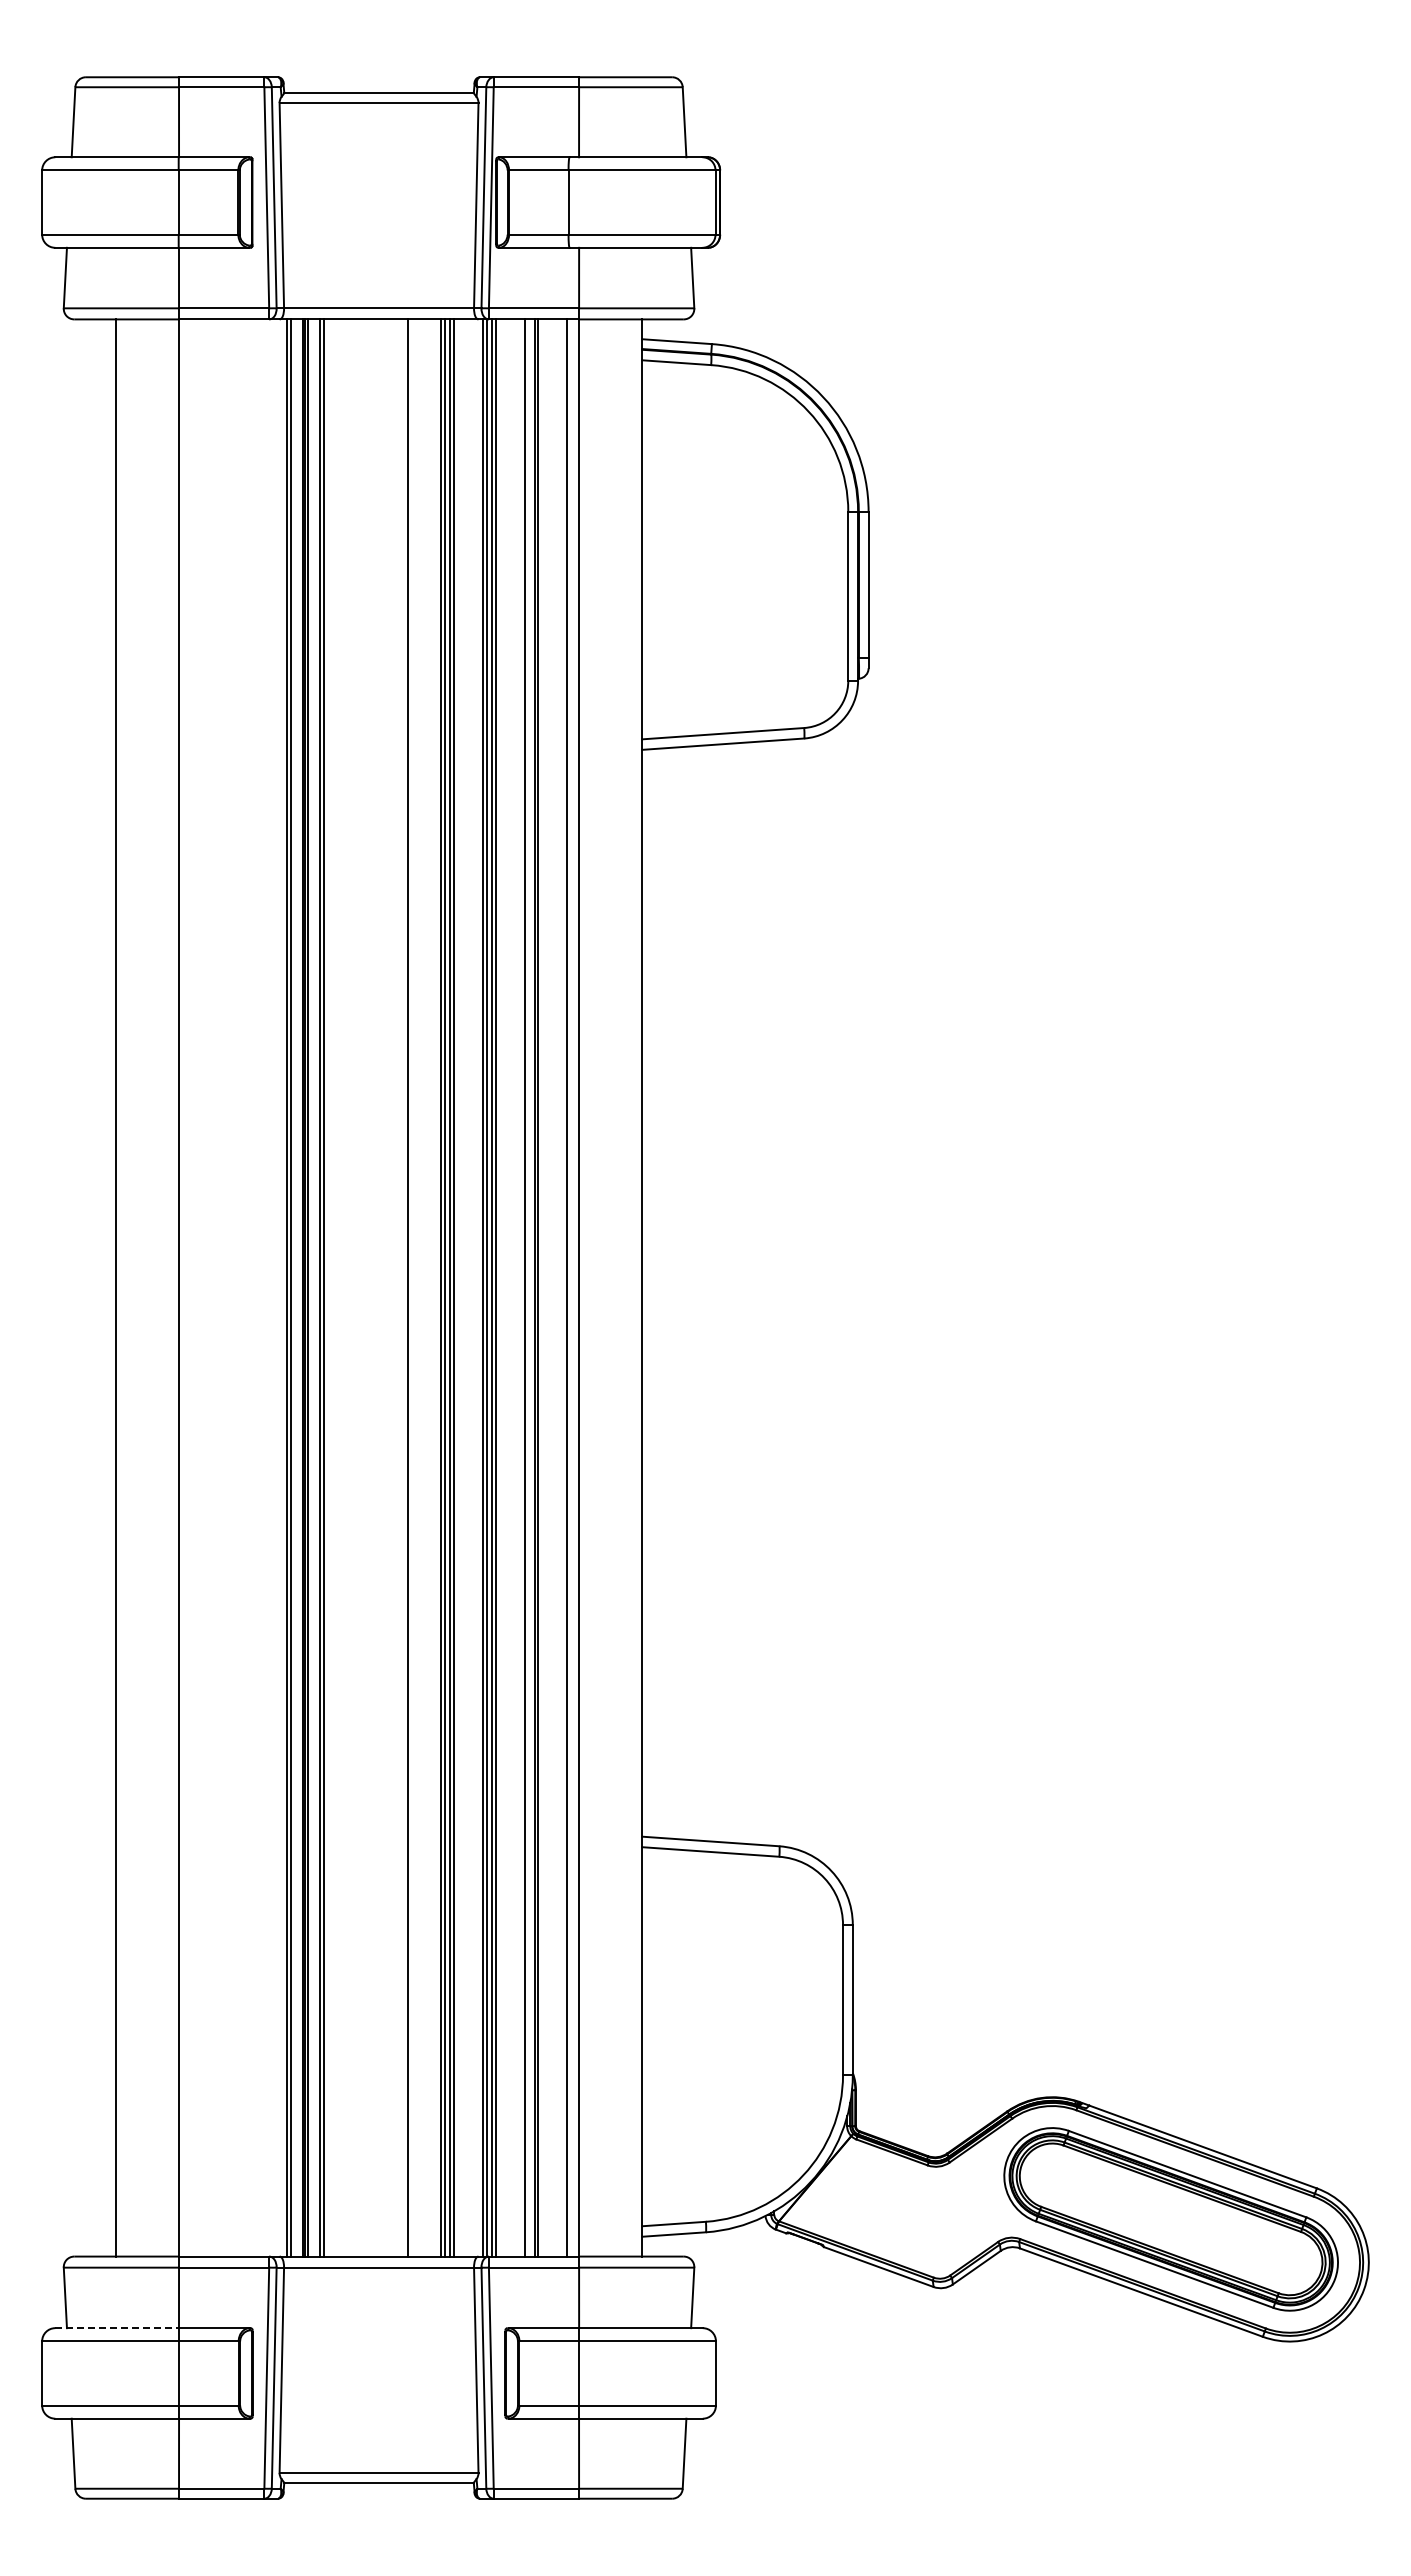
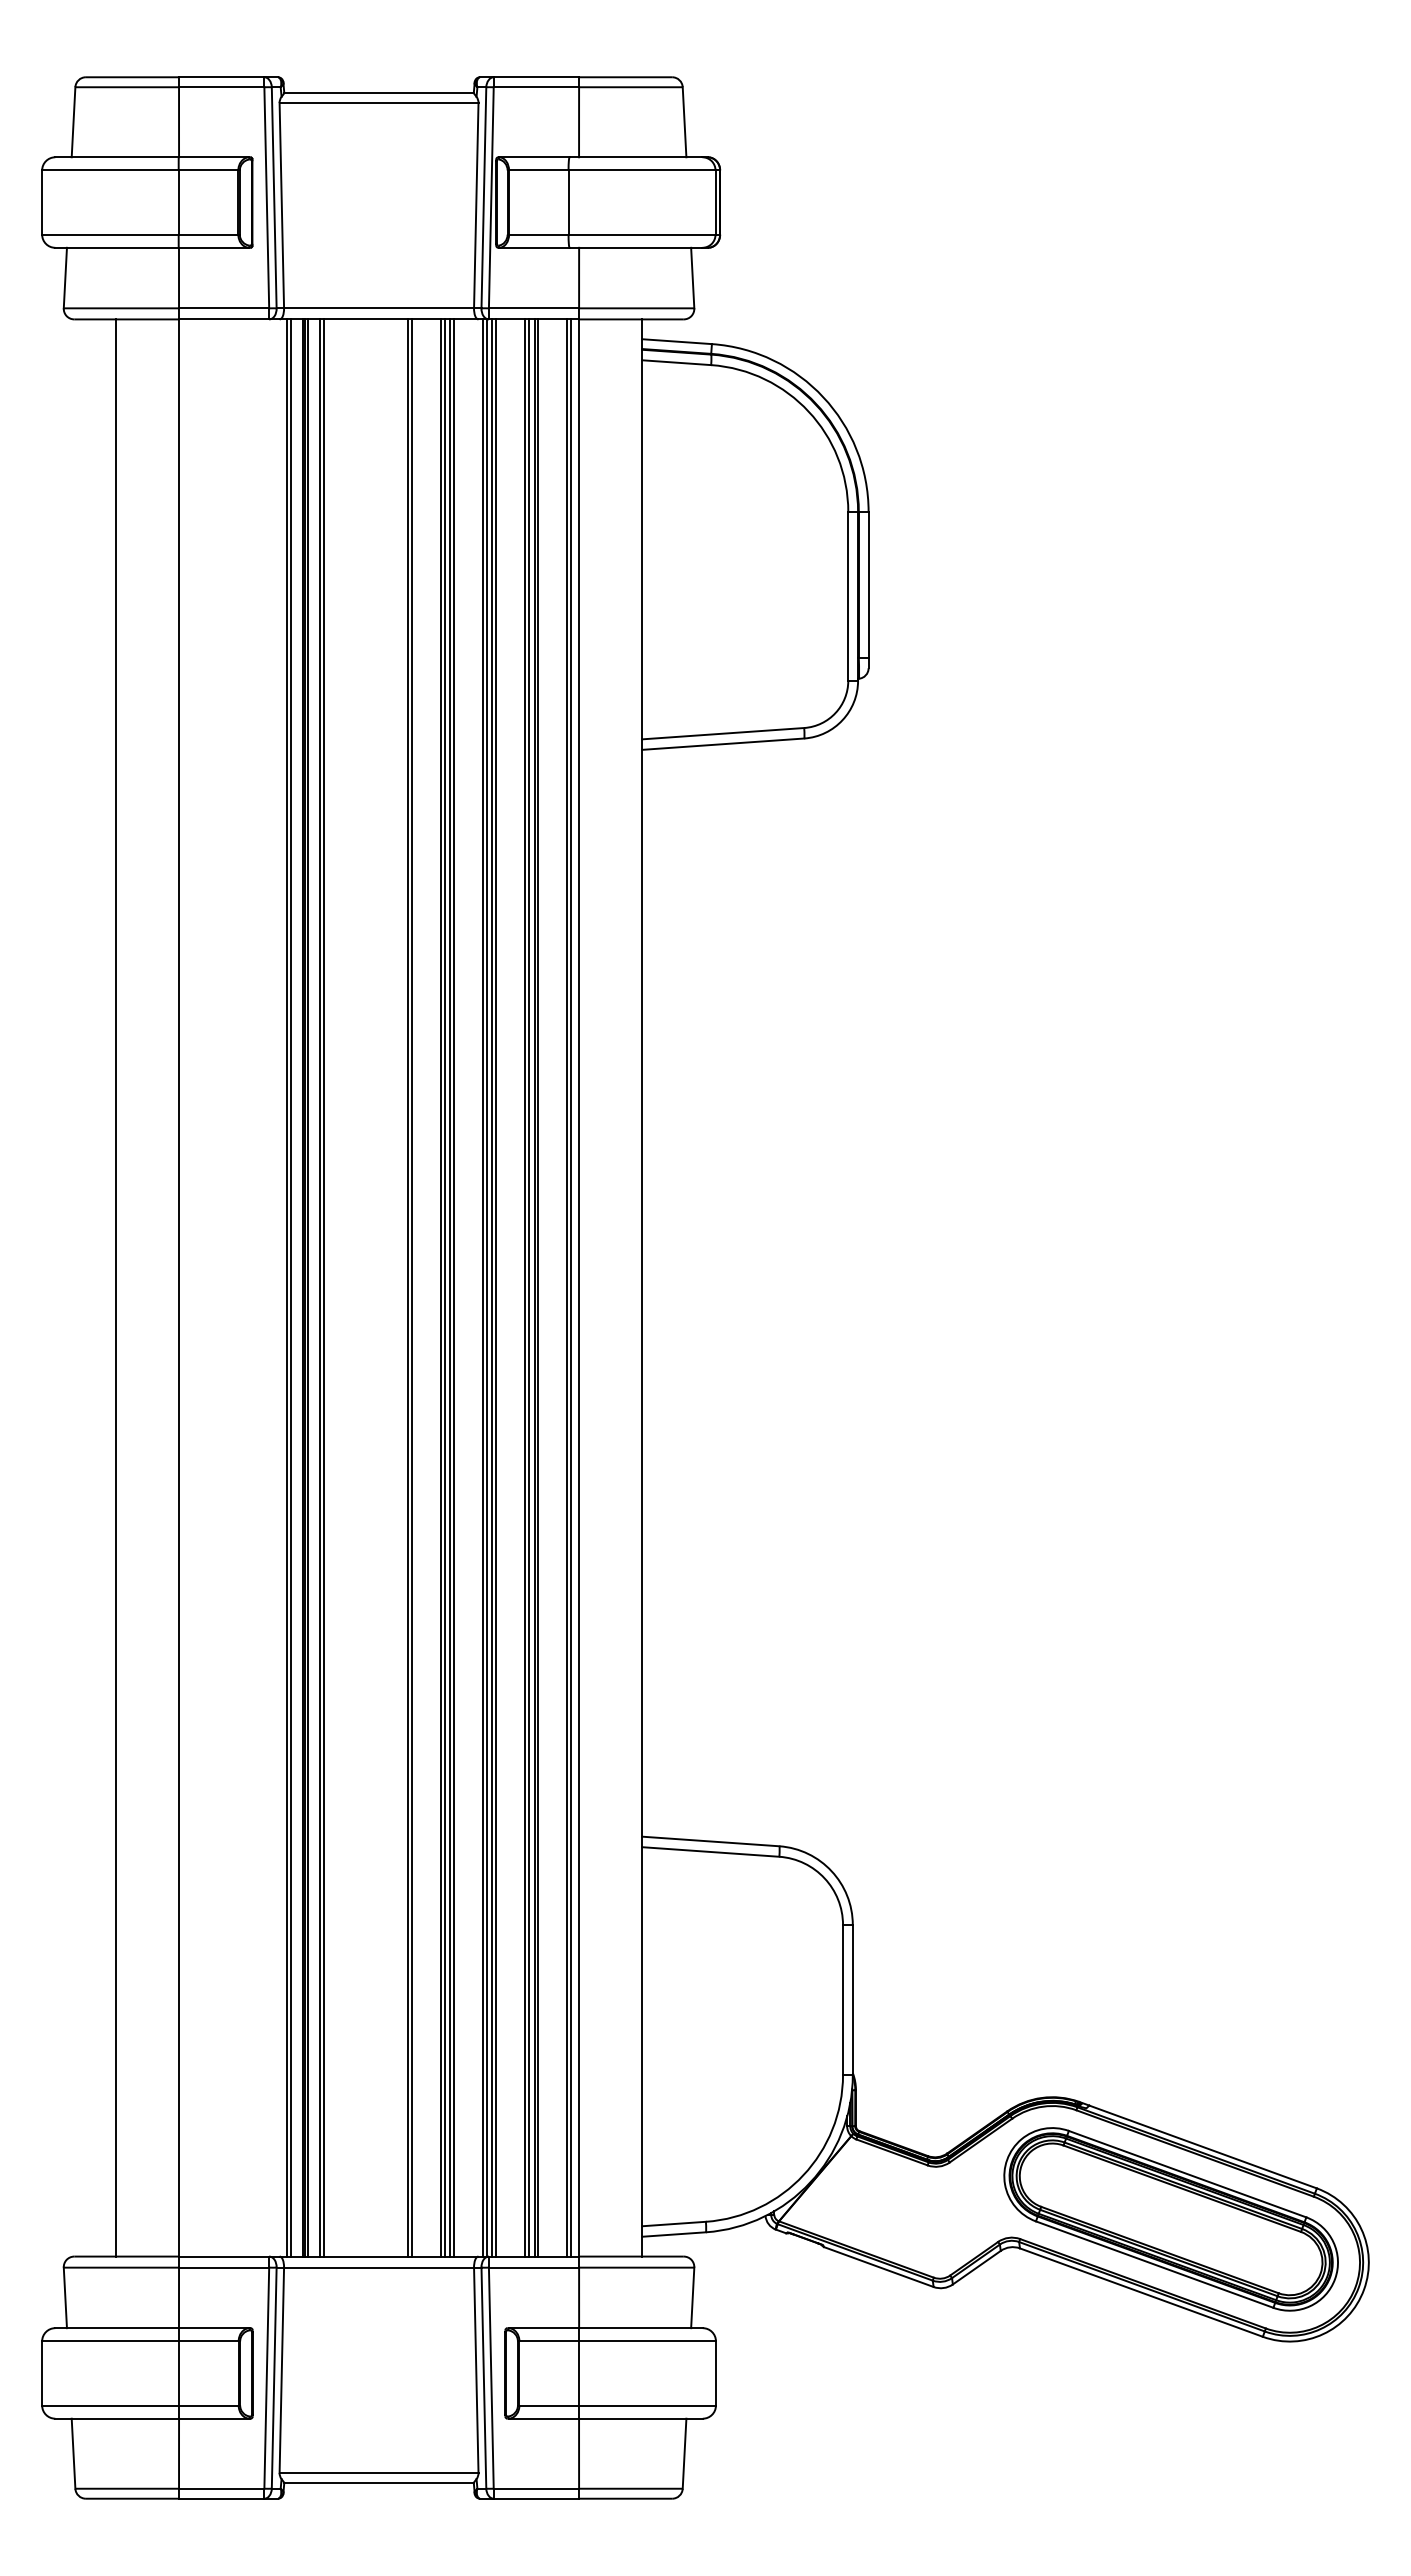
line: none -> present (411, 1287)
line: none -> present (528, 1287)
line: none -> present (571, 1287)
line: dashed -> solid (117, 2328)
